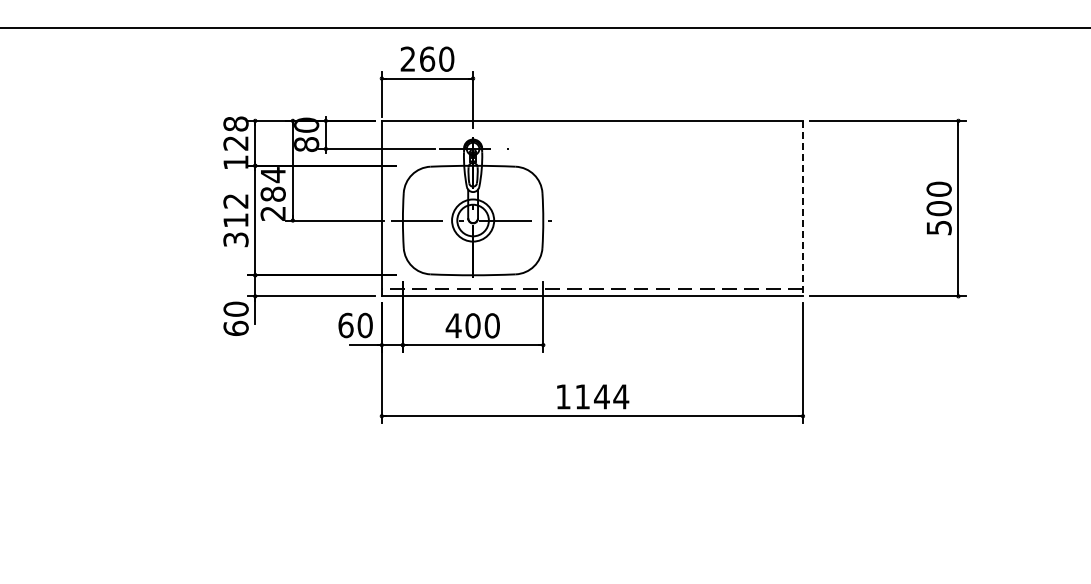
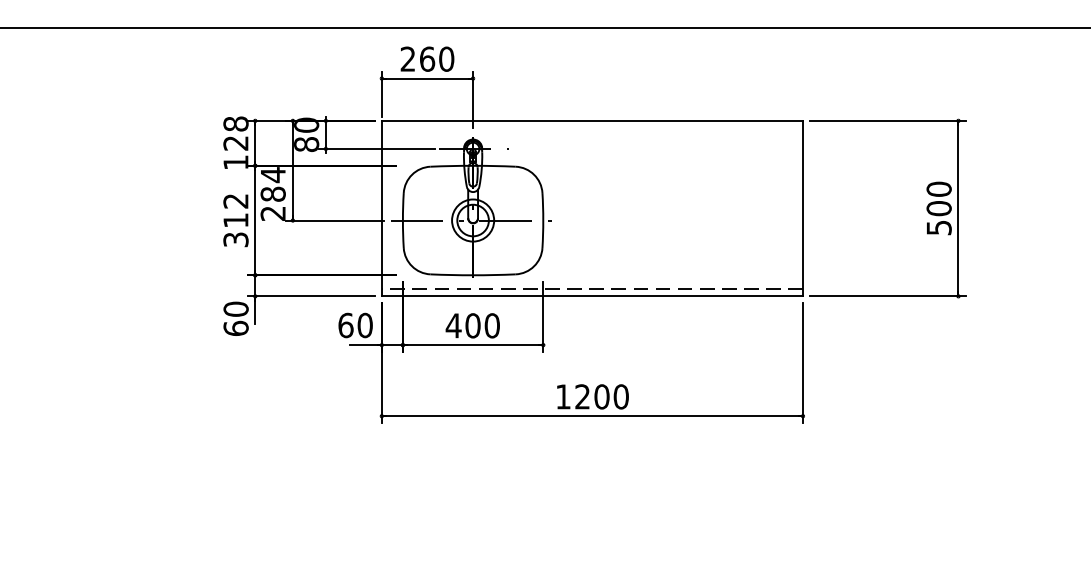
line: dashed -> solid (803, 208)
text: 1144 -> 1200 (602, 396)
